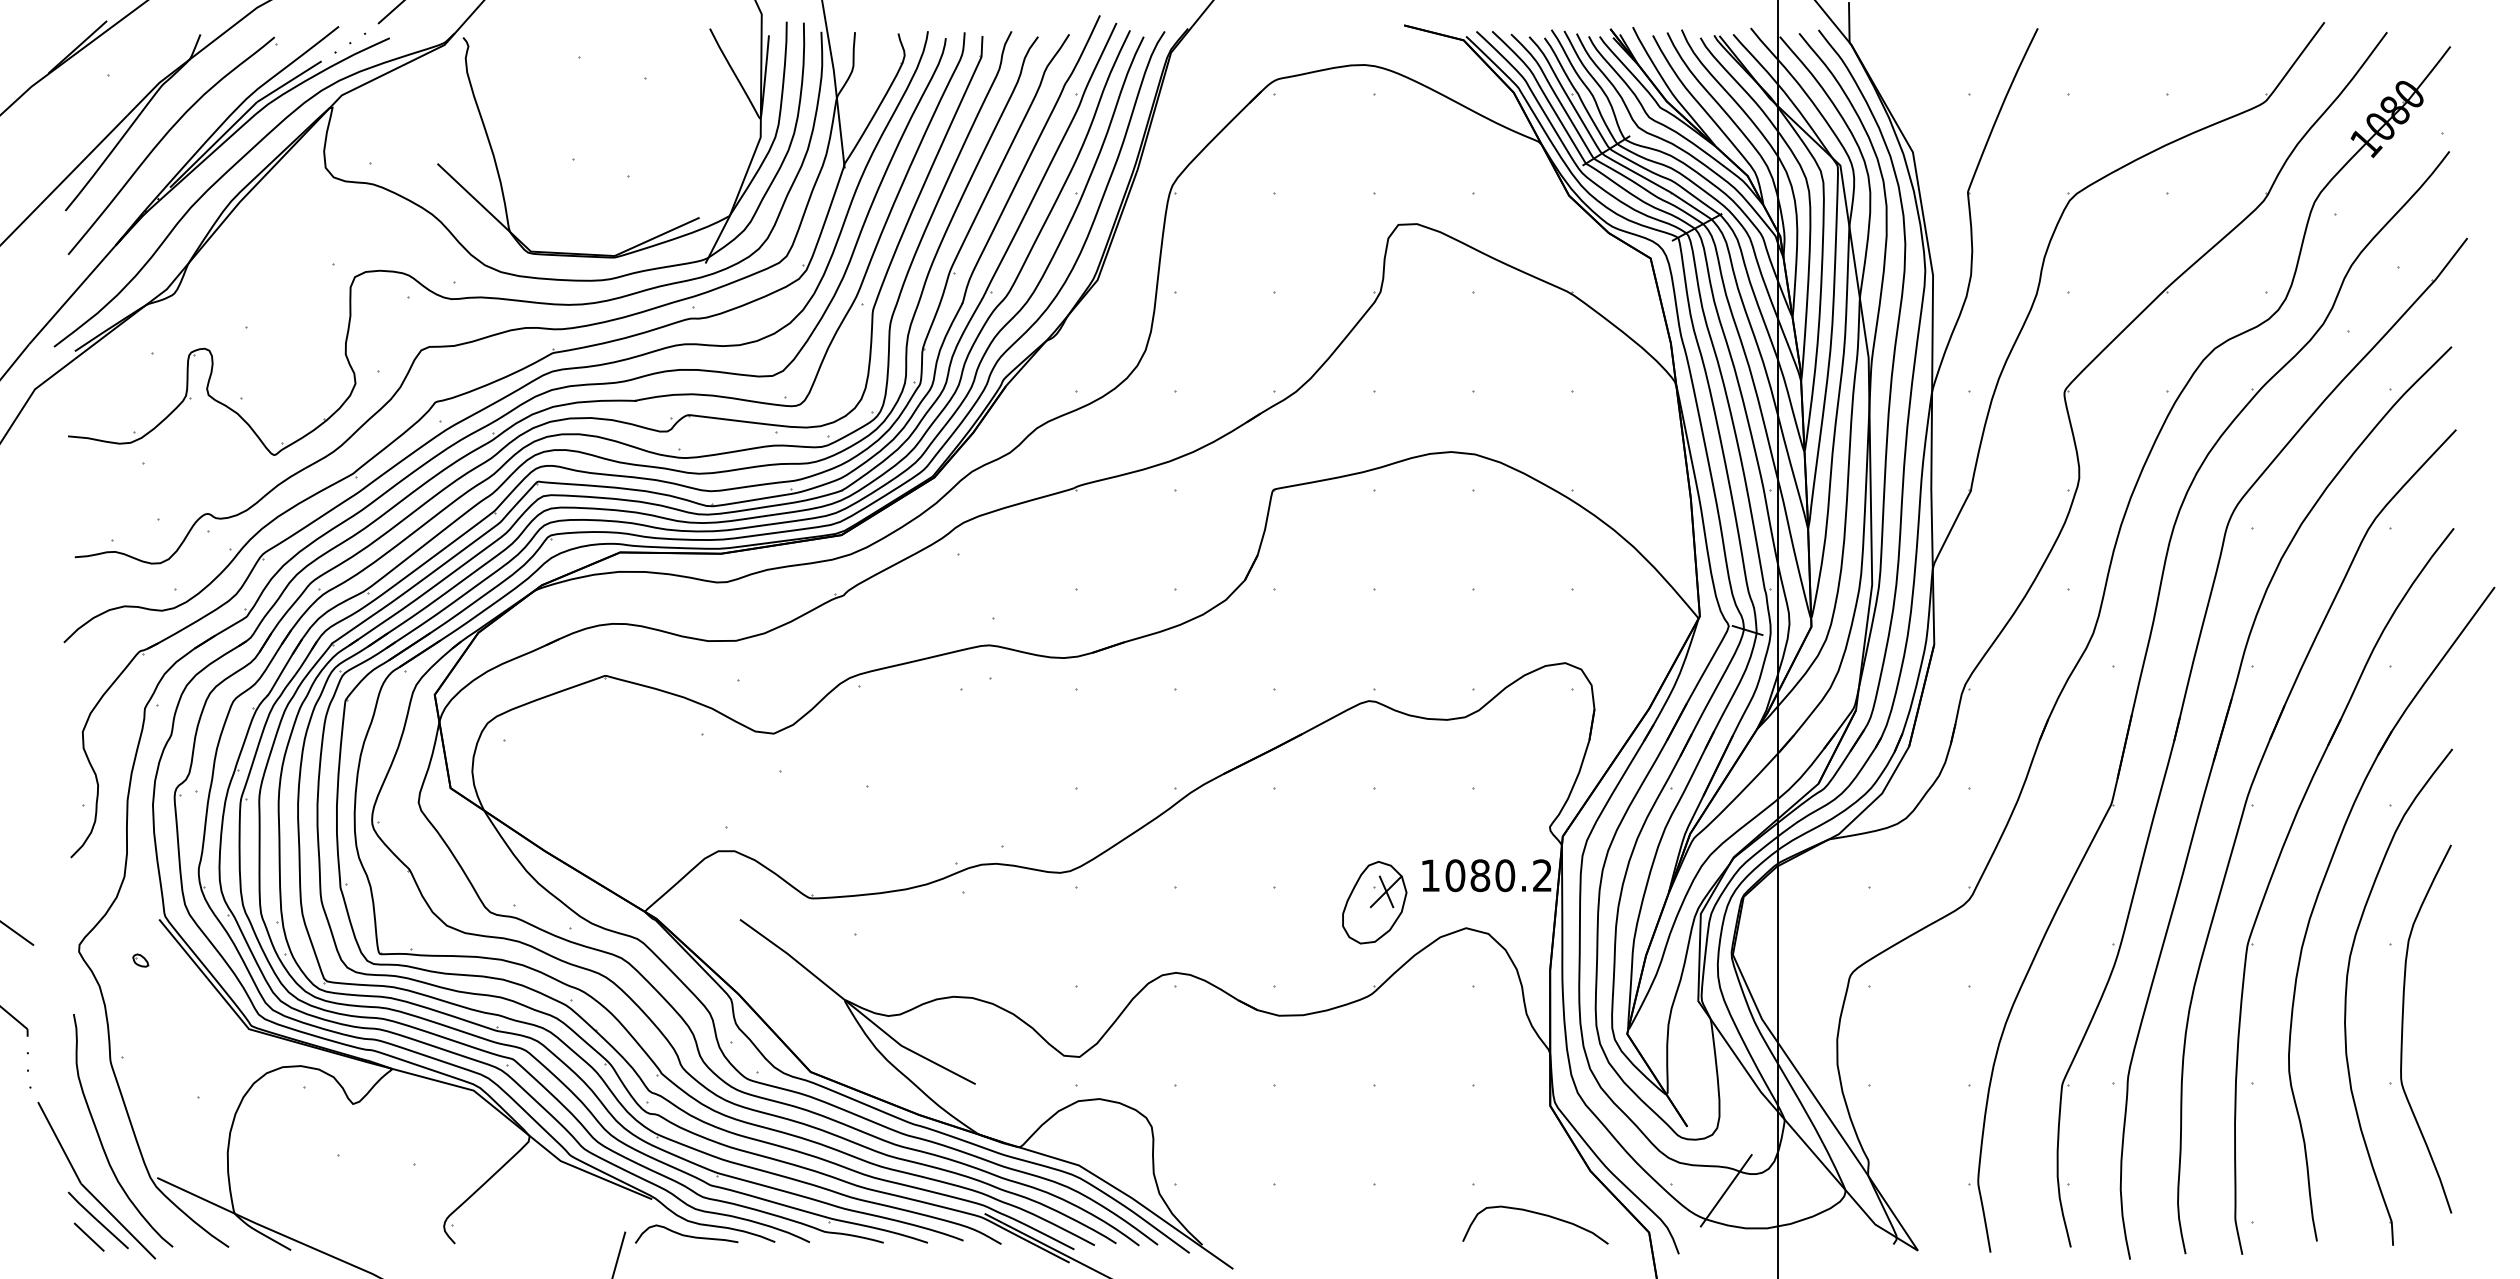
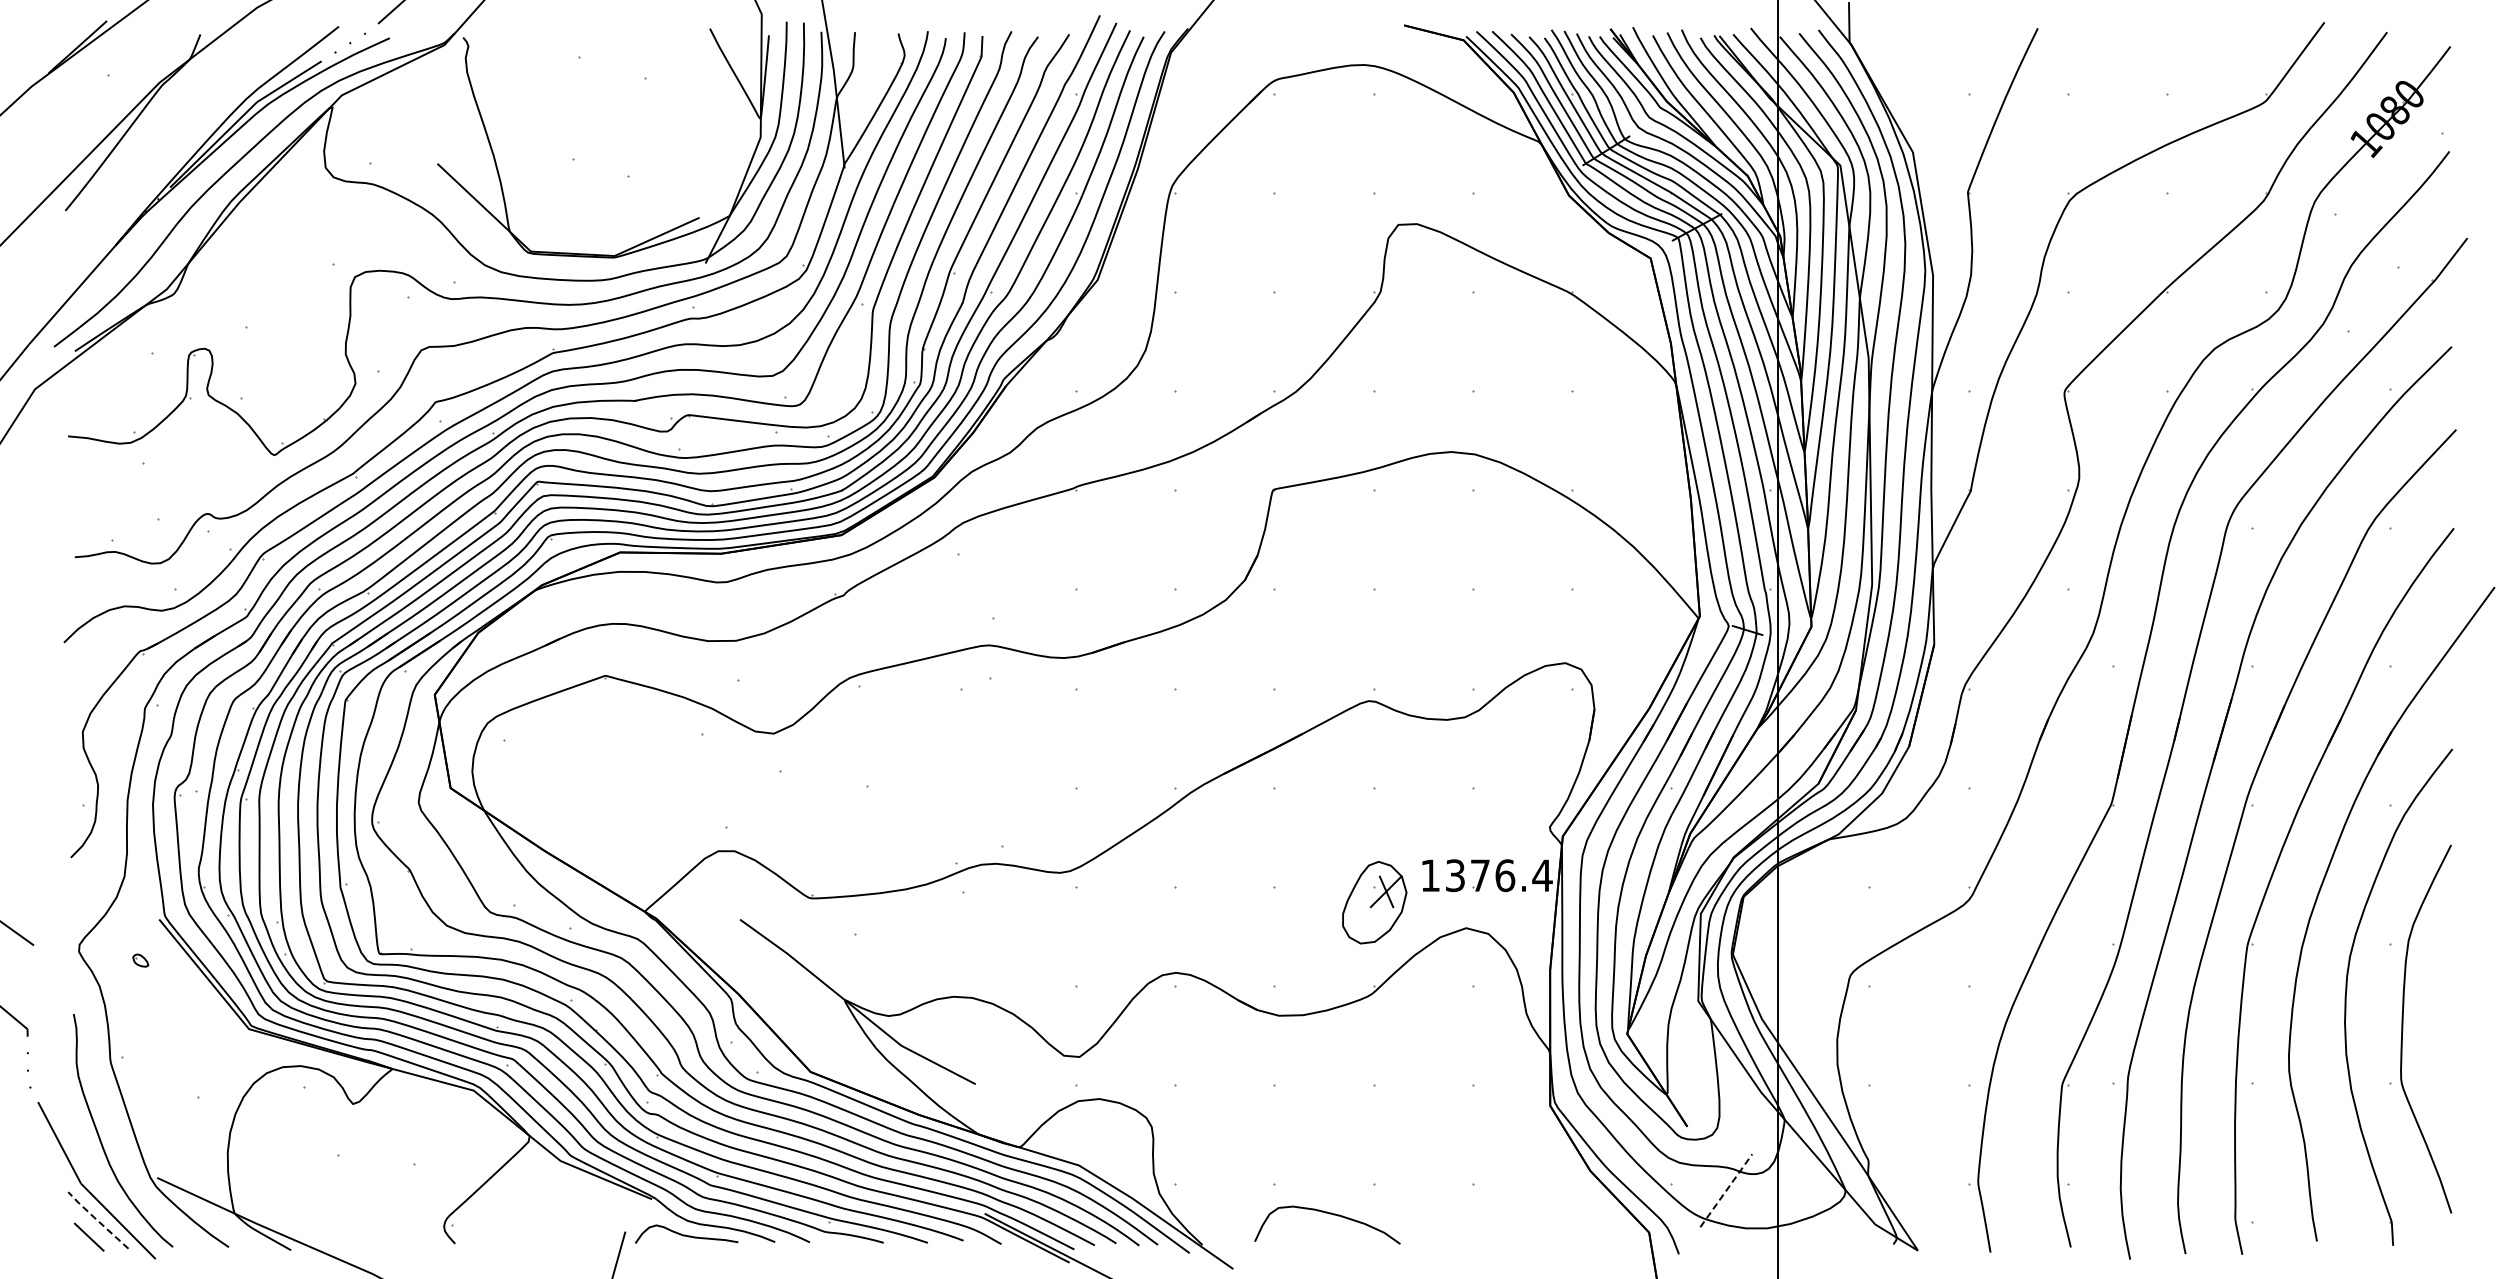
part: present -> none (163, 139)
text: 1080.2 -> 1376.4 (1498, 875)
line: solid -> dashed (1726, 1190)
curve position: (1537, 1214) -> (1329, 1214) (1329, 1214)
line: solid -> dashed (97, 1220)
